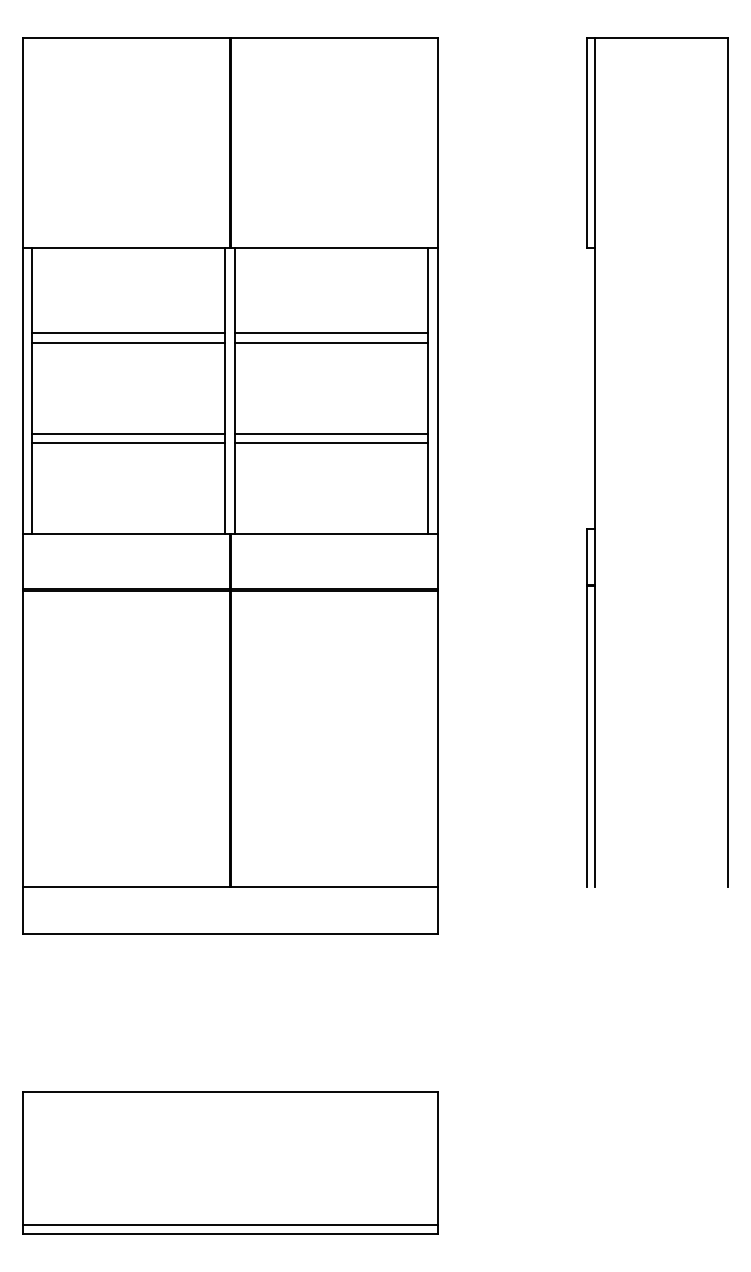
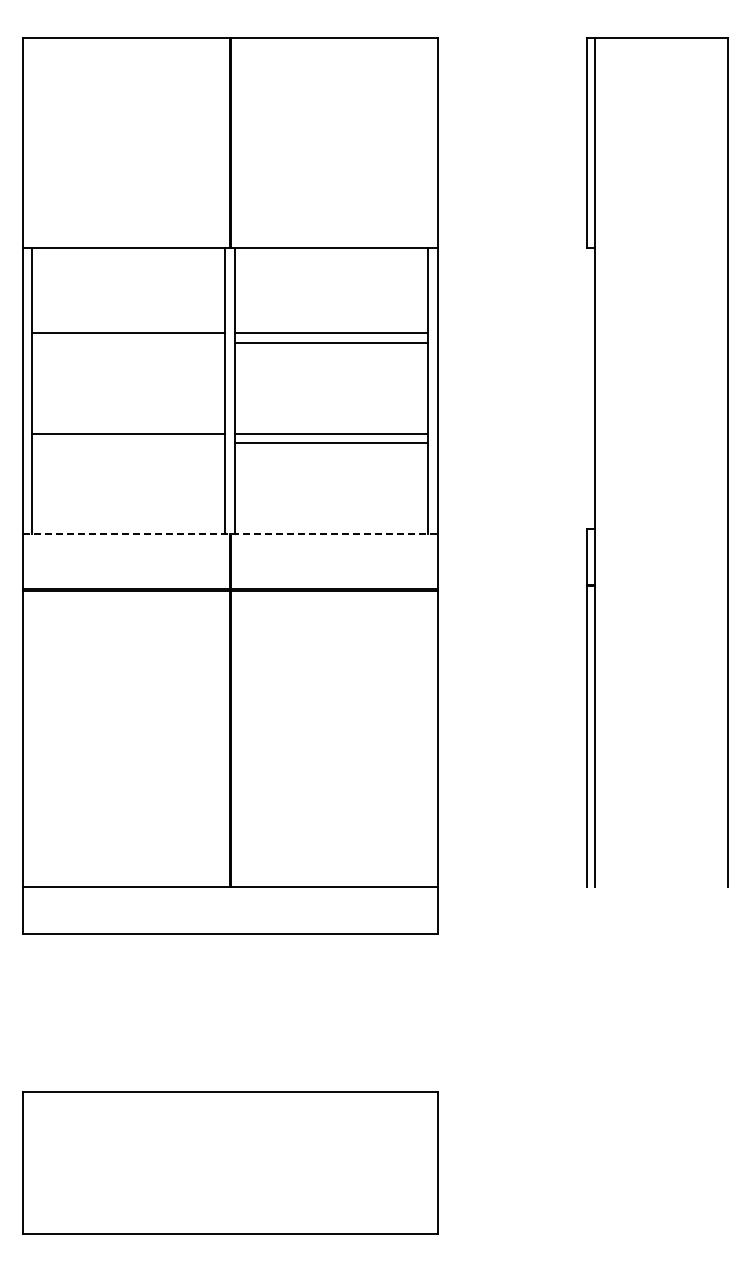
line: present -> none (128, 342)
line: present -> none (128, 443)
line: solid -> dashed (230, 534)
line: present -> none (230, 1225)
